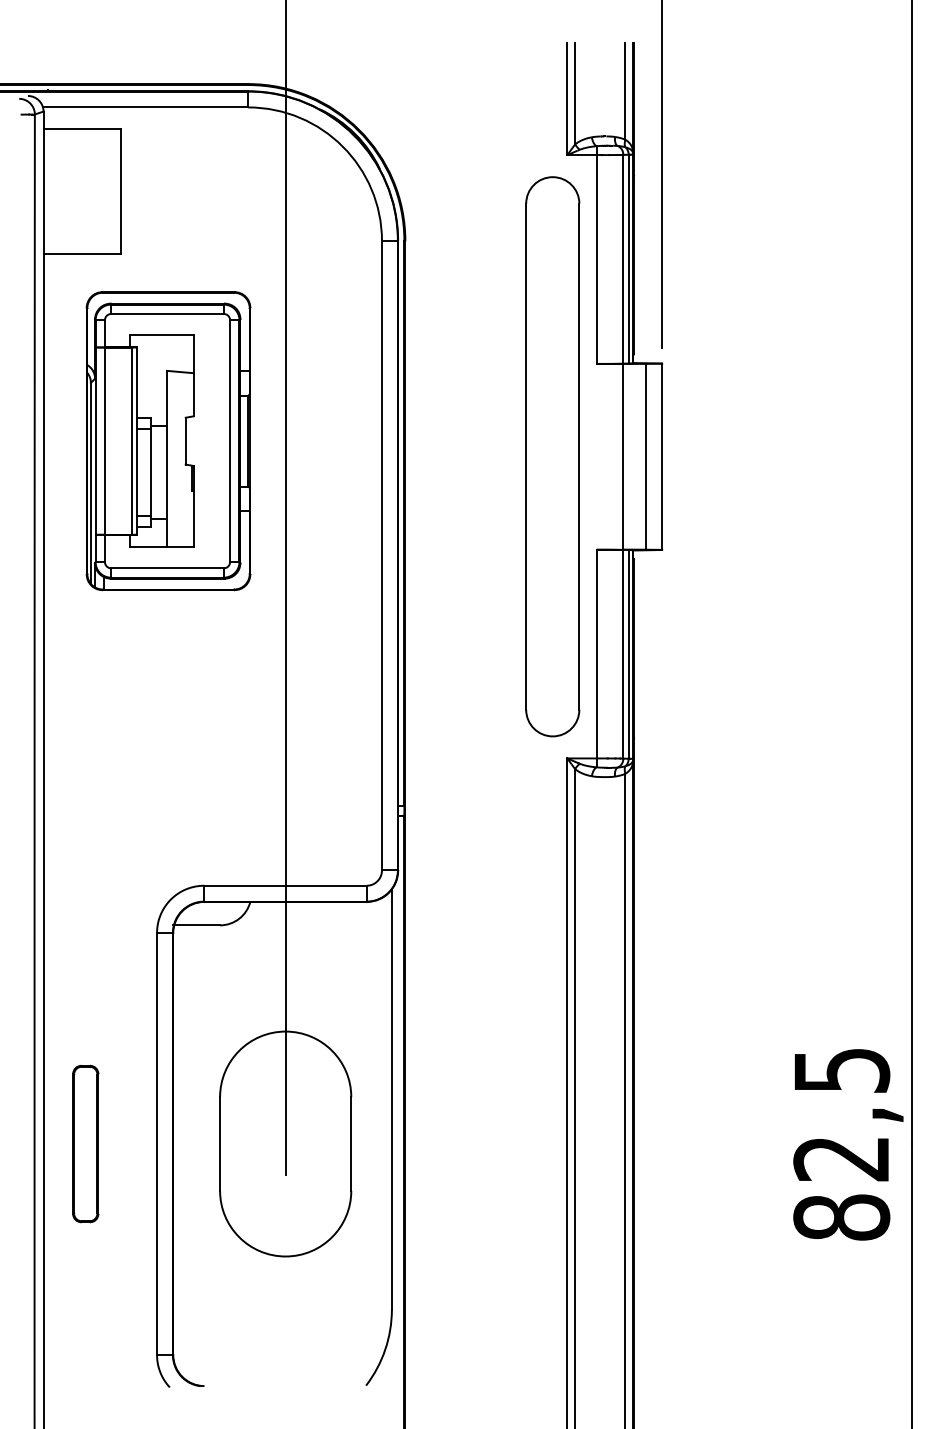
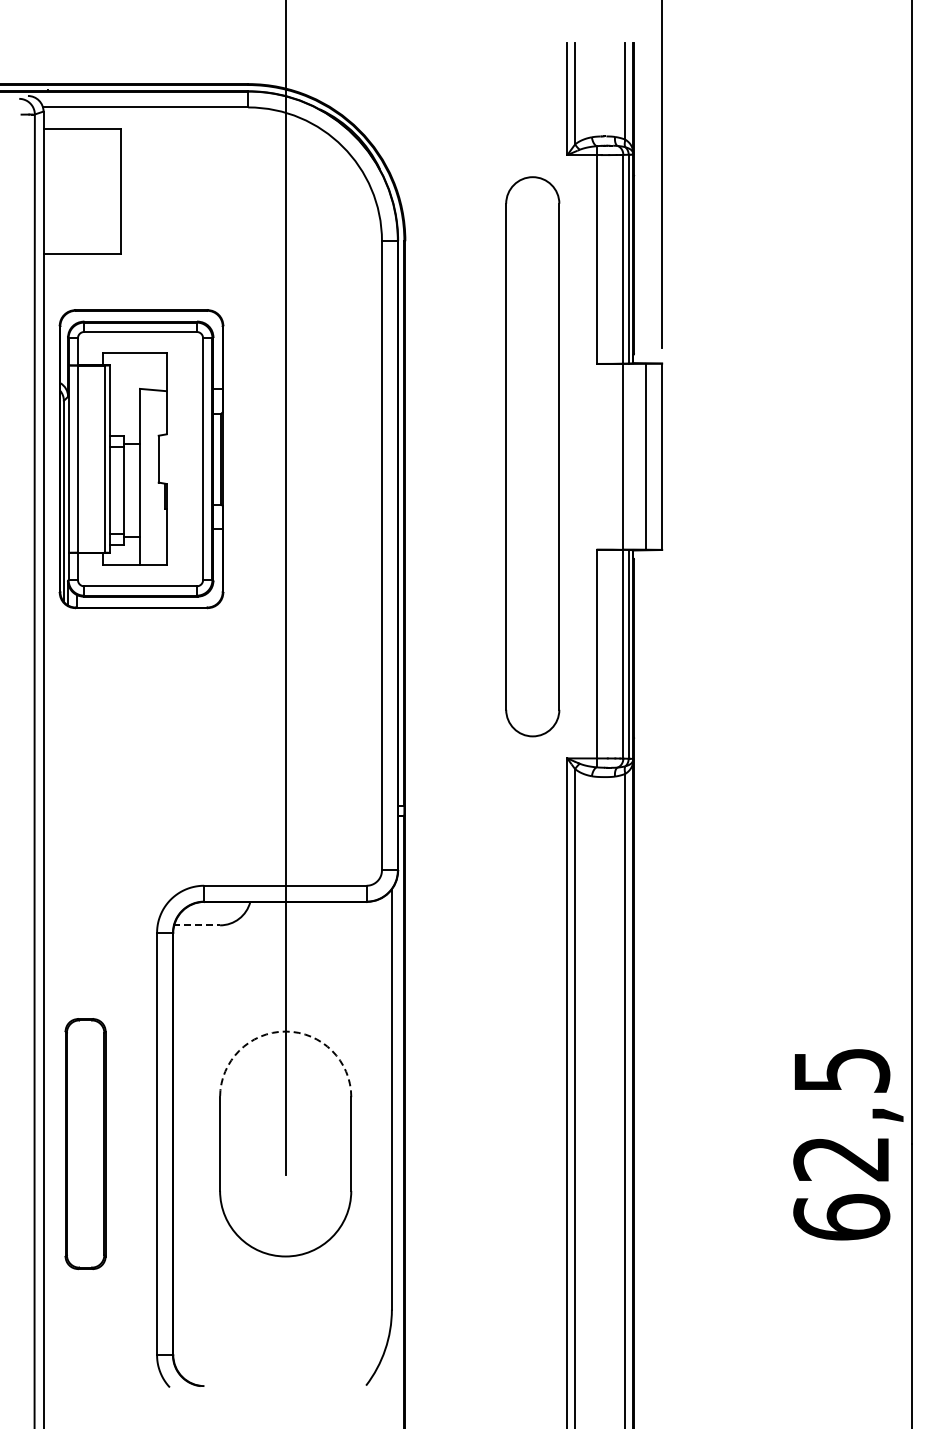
part position: (168, 441) -> (141, 459) (141, 459)
part position: (552, 456) -> (532, 456) (532, 456)
line: solid -> dashed (197, 925)
arc: solid -> dashed (285, 1031)
part size: 28x160 px -> 43x252 px (85, 1143)
text: 82,5 -> 62,5 (841, 1217)
